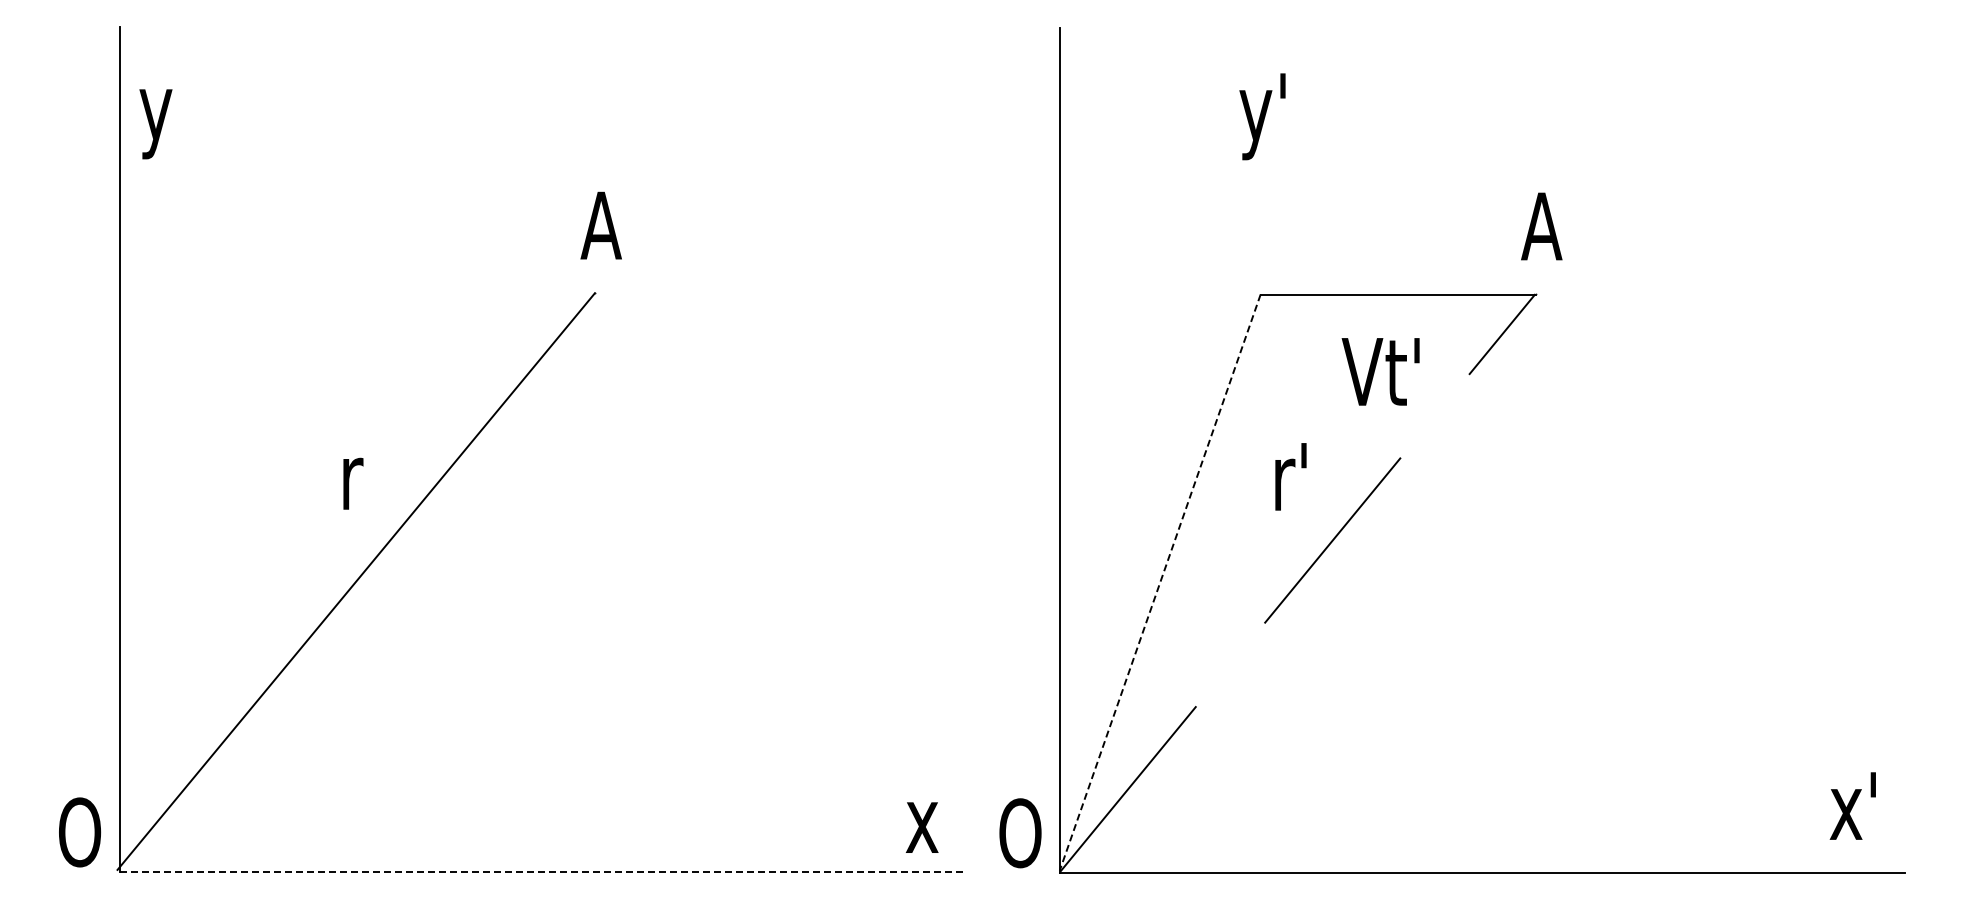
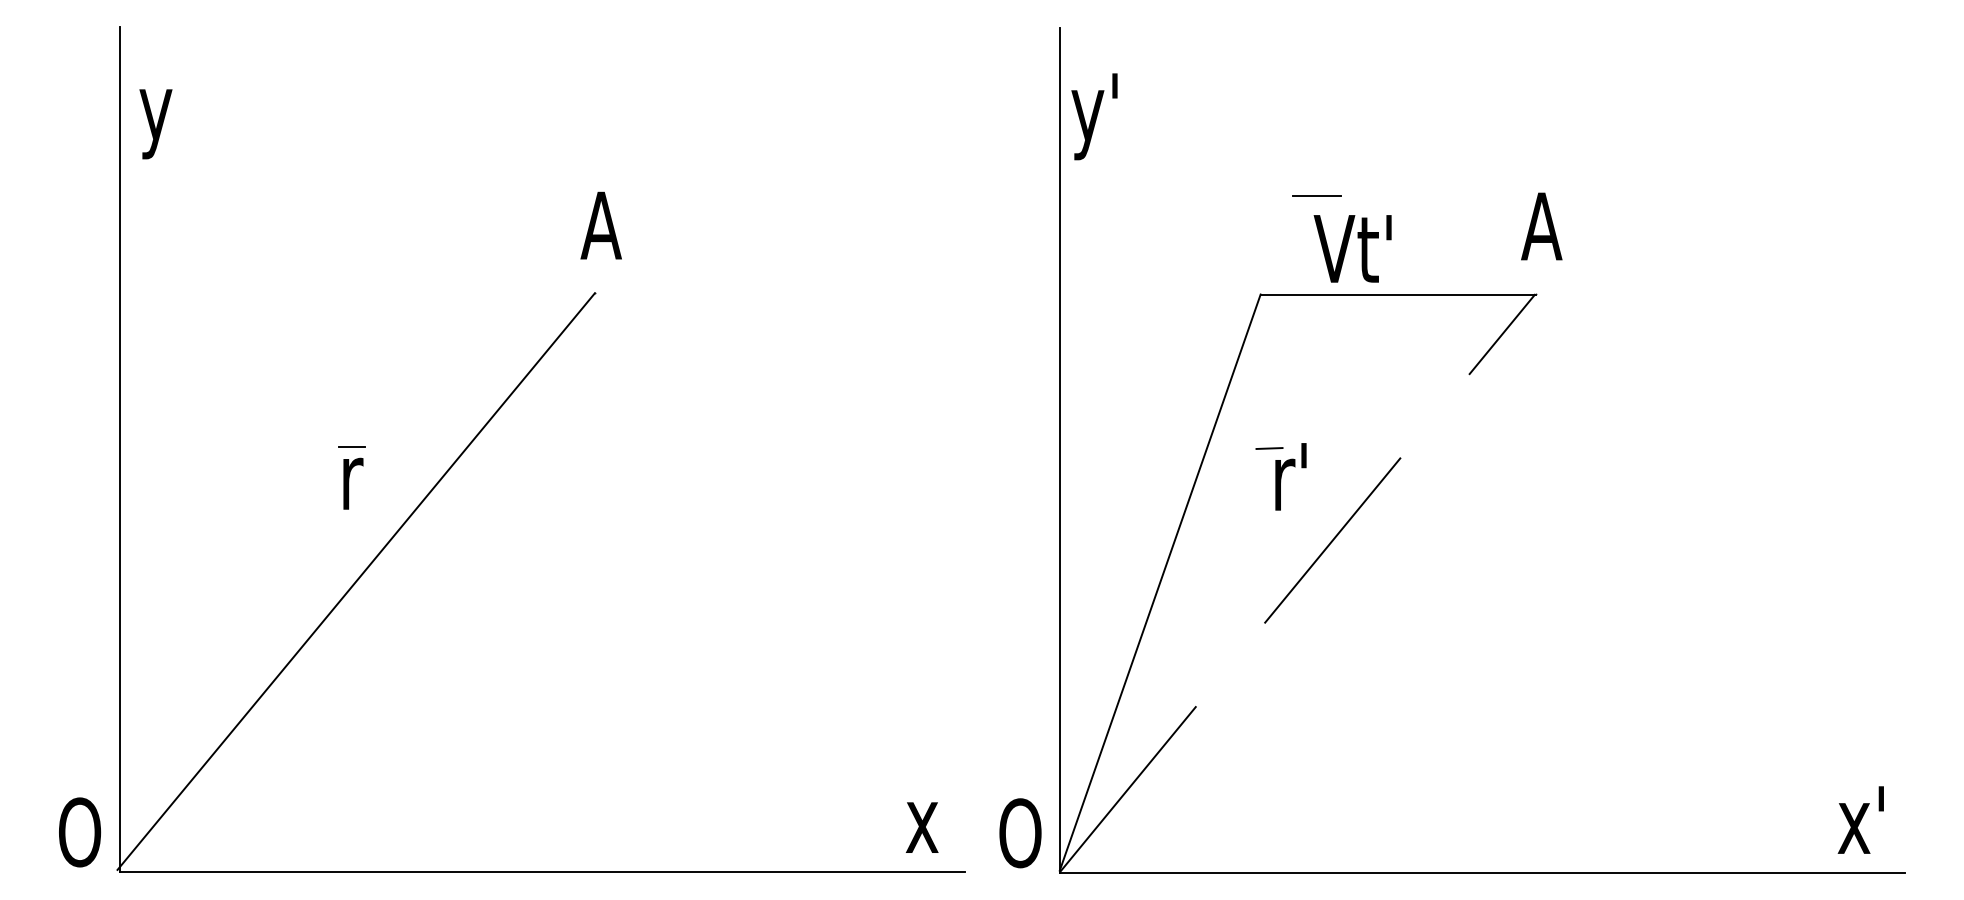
text position: (1262, 116) -> (1094, 116) (1094, 116)
line: none -> present (1317, 196)
text position: (1380, 371) -> (1352, 248) (1352, 248)
line: none -> present (351, 447)
line: none -> present (1269, 448)
line: dashed -> solid (1160, 583)
text position: (1852, 805) -> (1860, 819) (1860, 819)
line: dashed -> solid (542, 872)
